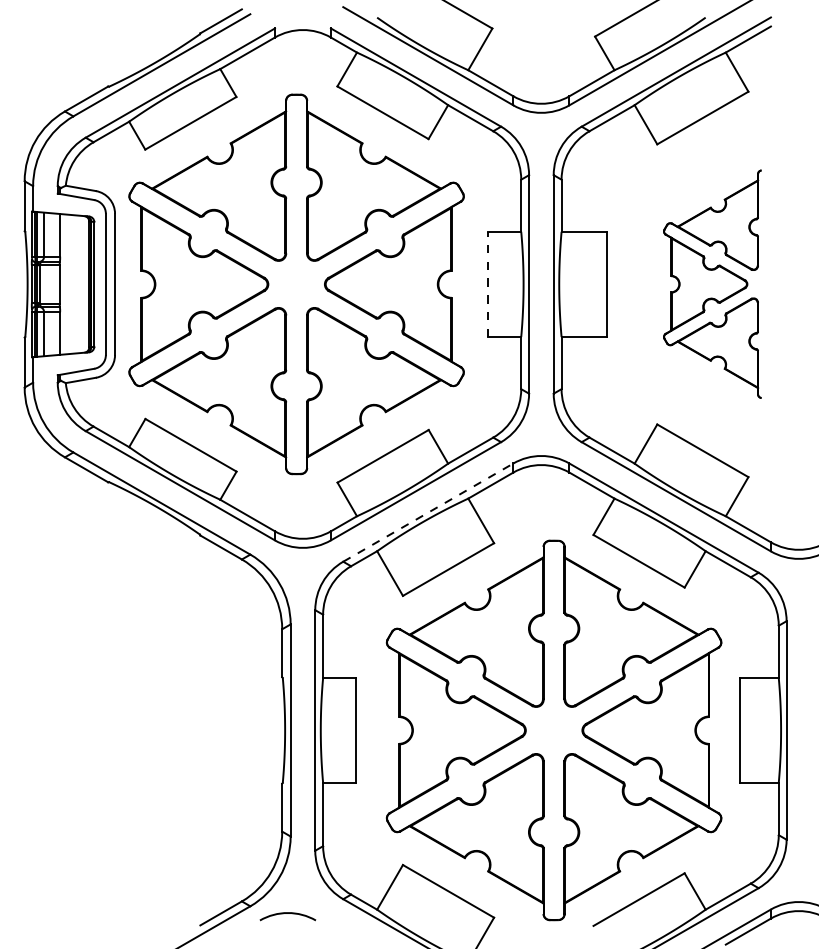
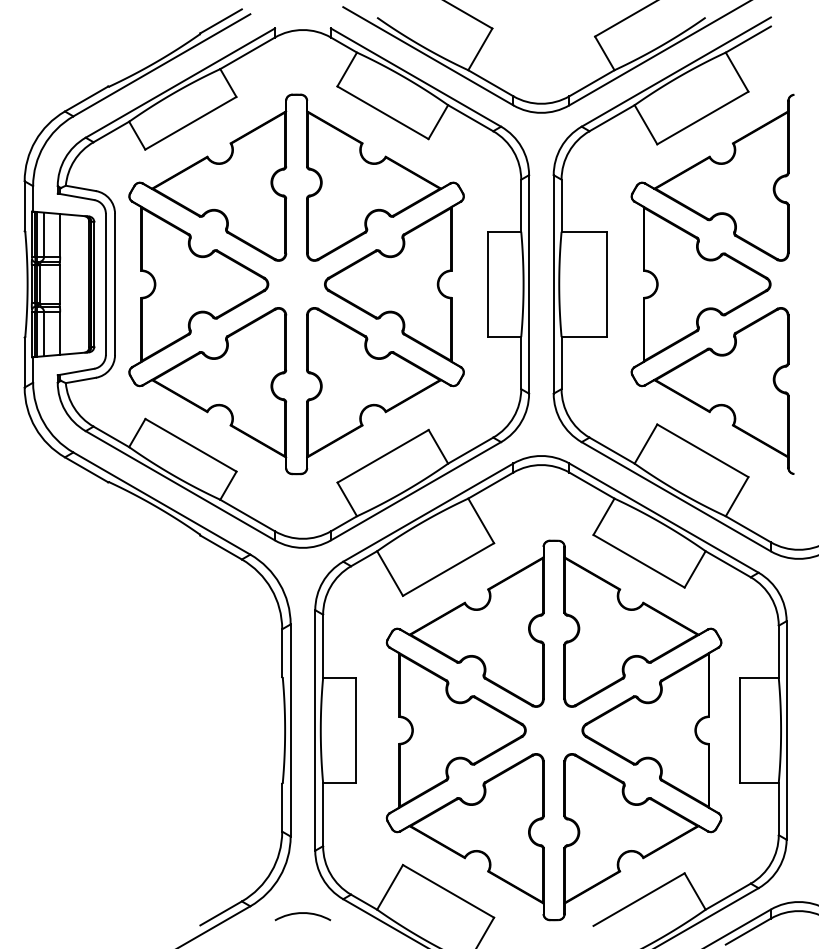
part size: 99x230 px -> 165x382 px (712, 283)
line: dashed -> solid (488, 284)
line: dashed -> solid (428, 512)
arc position: (287, 913) -> (302, 913) (302, 913)
